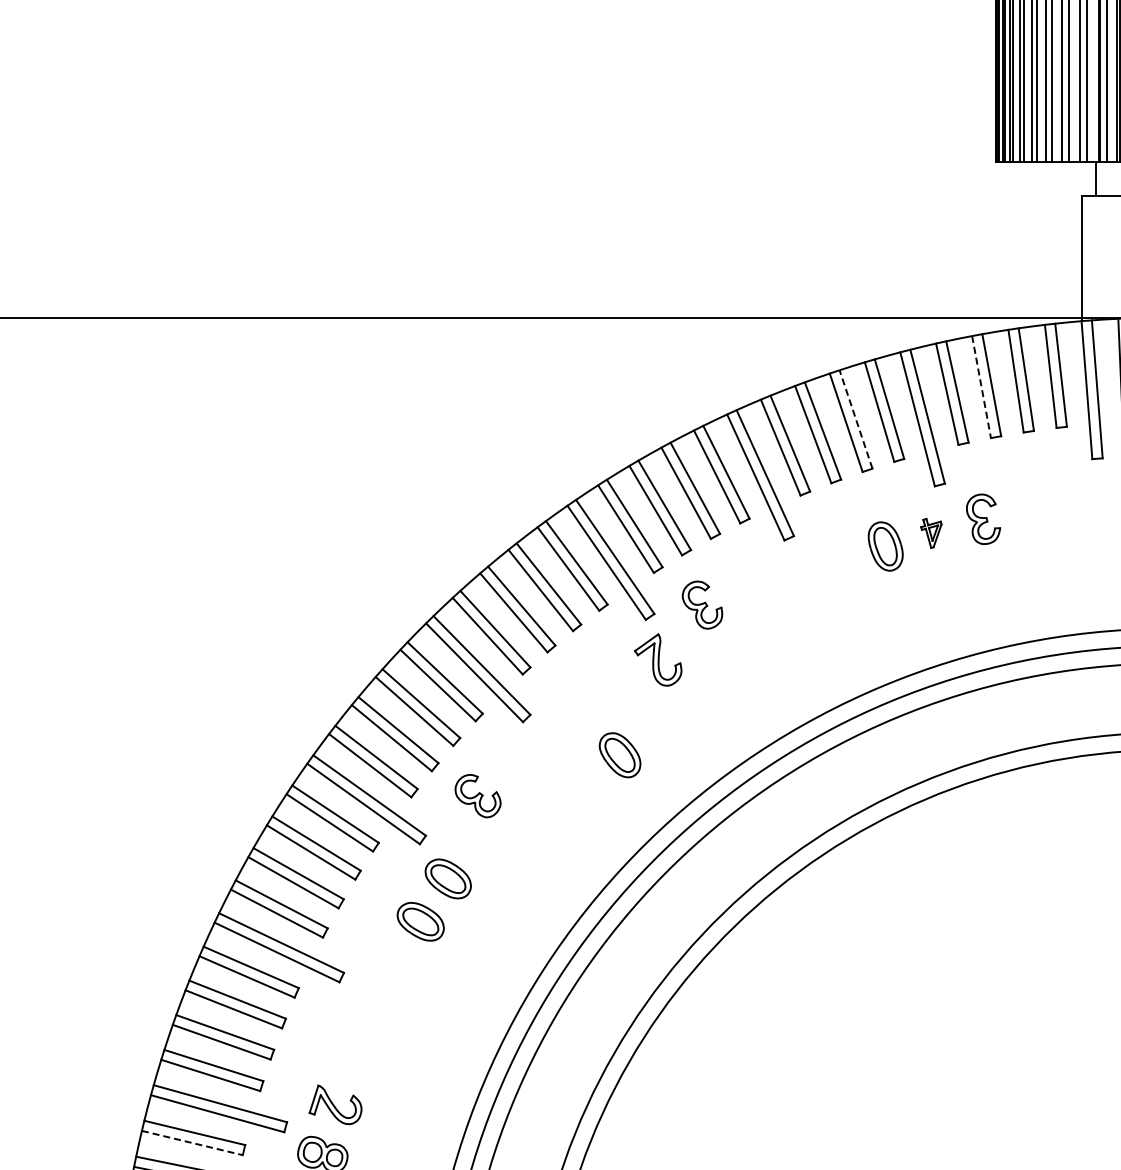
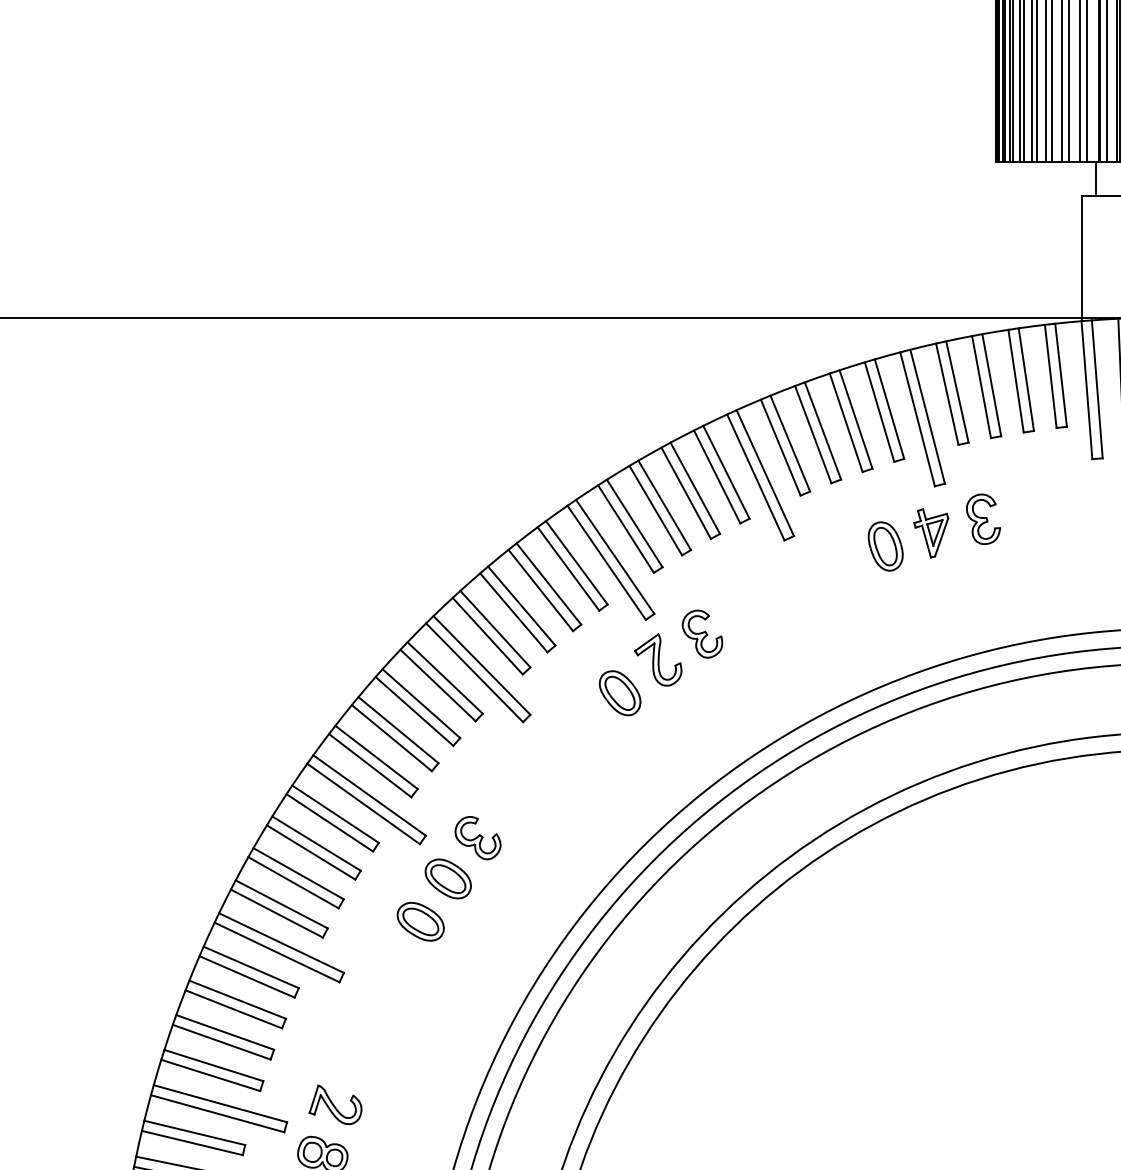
line: dashed -> solid (981, 387)
line: dashed -> solid (856, 419)
part size: 23x31 px -> 37x51 px (931, 533)
part position: (702, 604) -> (702, 633) (702, 633)
part position: (619, 755) -> (619, 693) (619, 693)
part position: (477, 796) -> (477, 838) (477, 838)
line: dashed -> solid (192, 1143)
